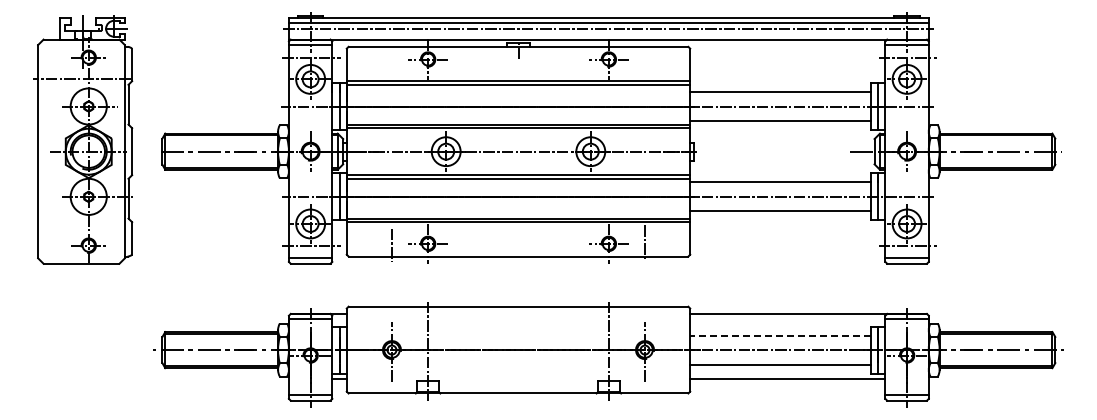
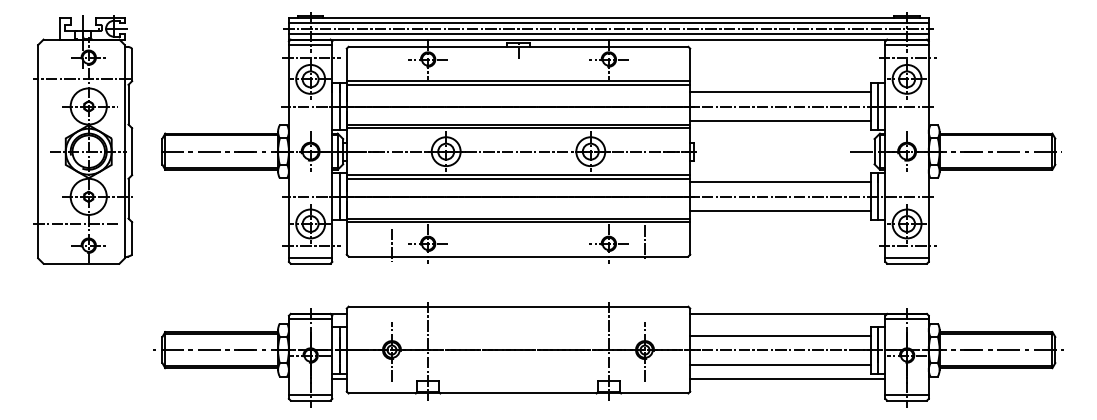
line: none -> present (608, 34)
line: none -> present (75, 223)
line: dashed -> solid (780, 335)
